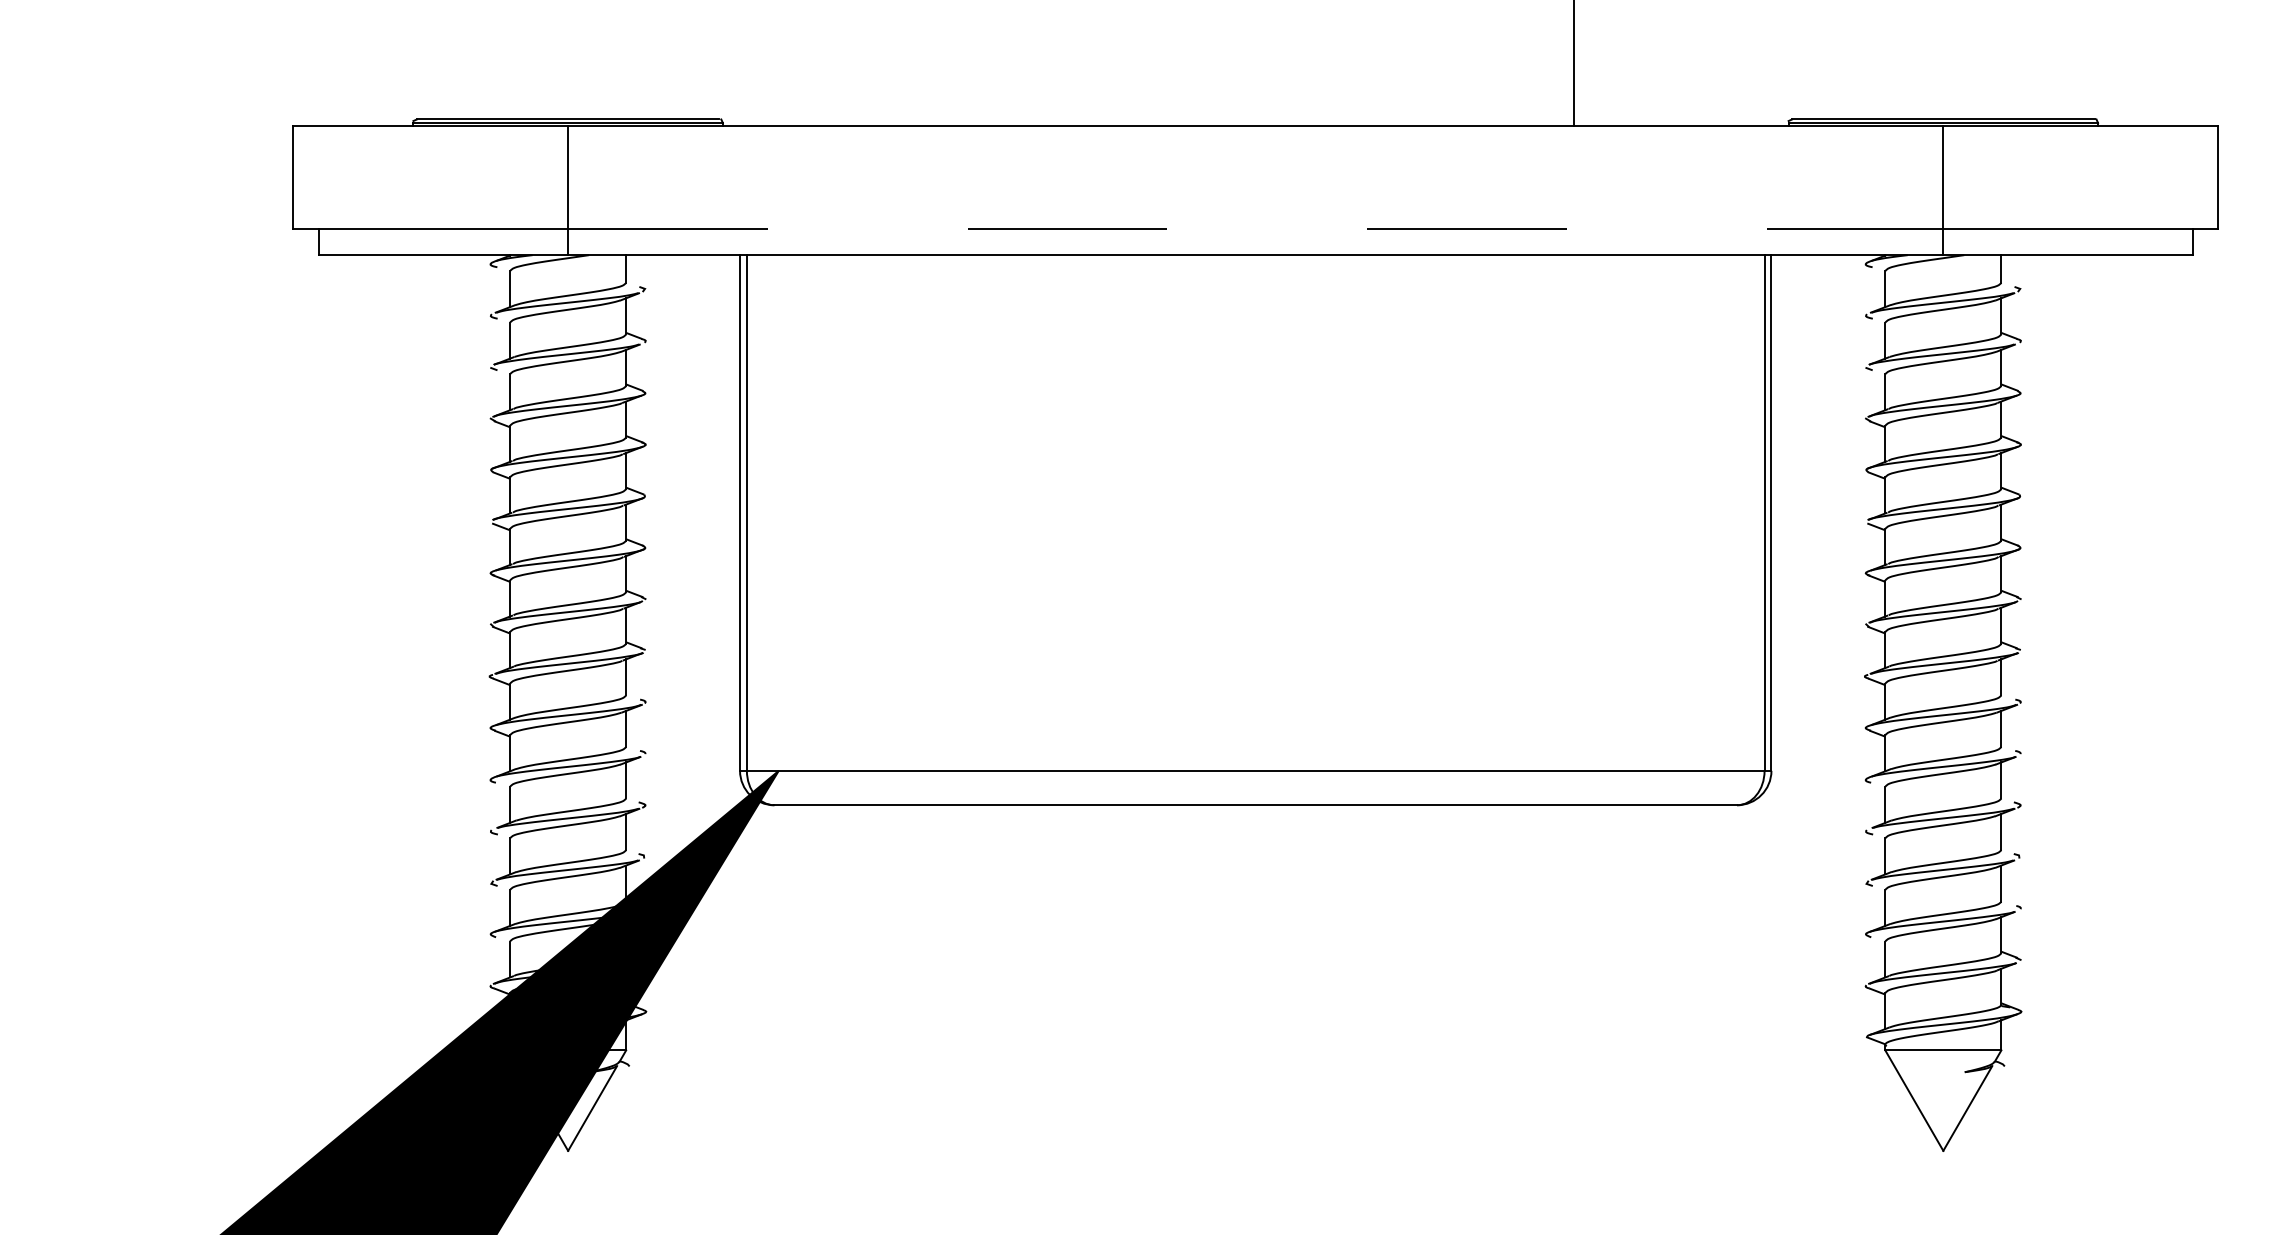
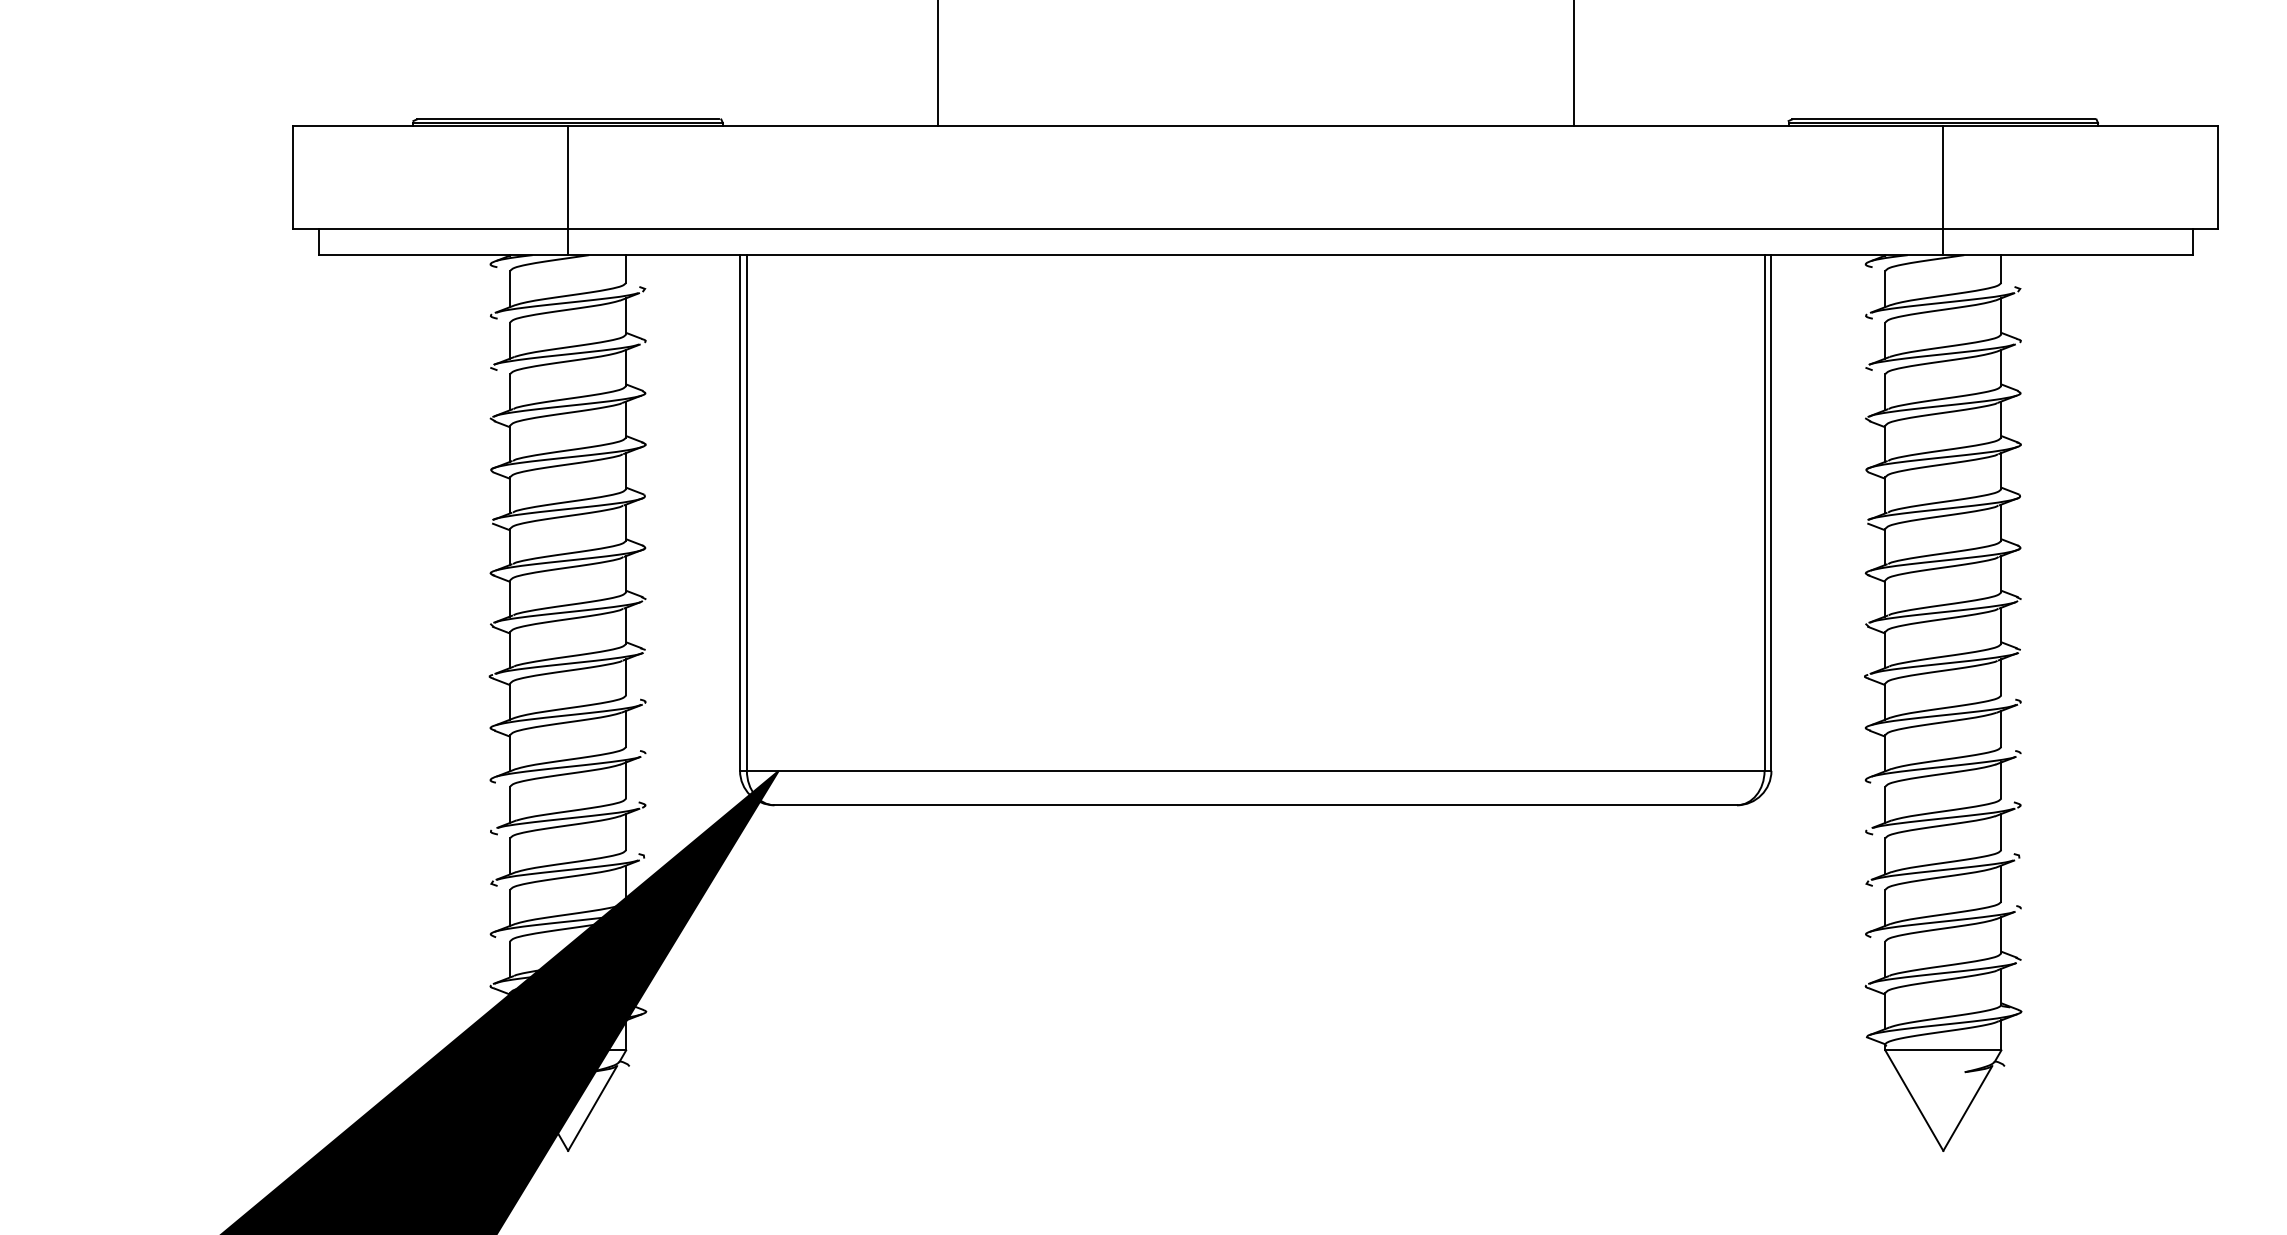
line: none -> present (937, 64)
line: dashed -> solid (1255, 229)
